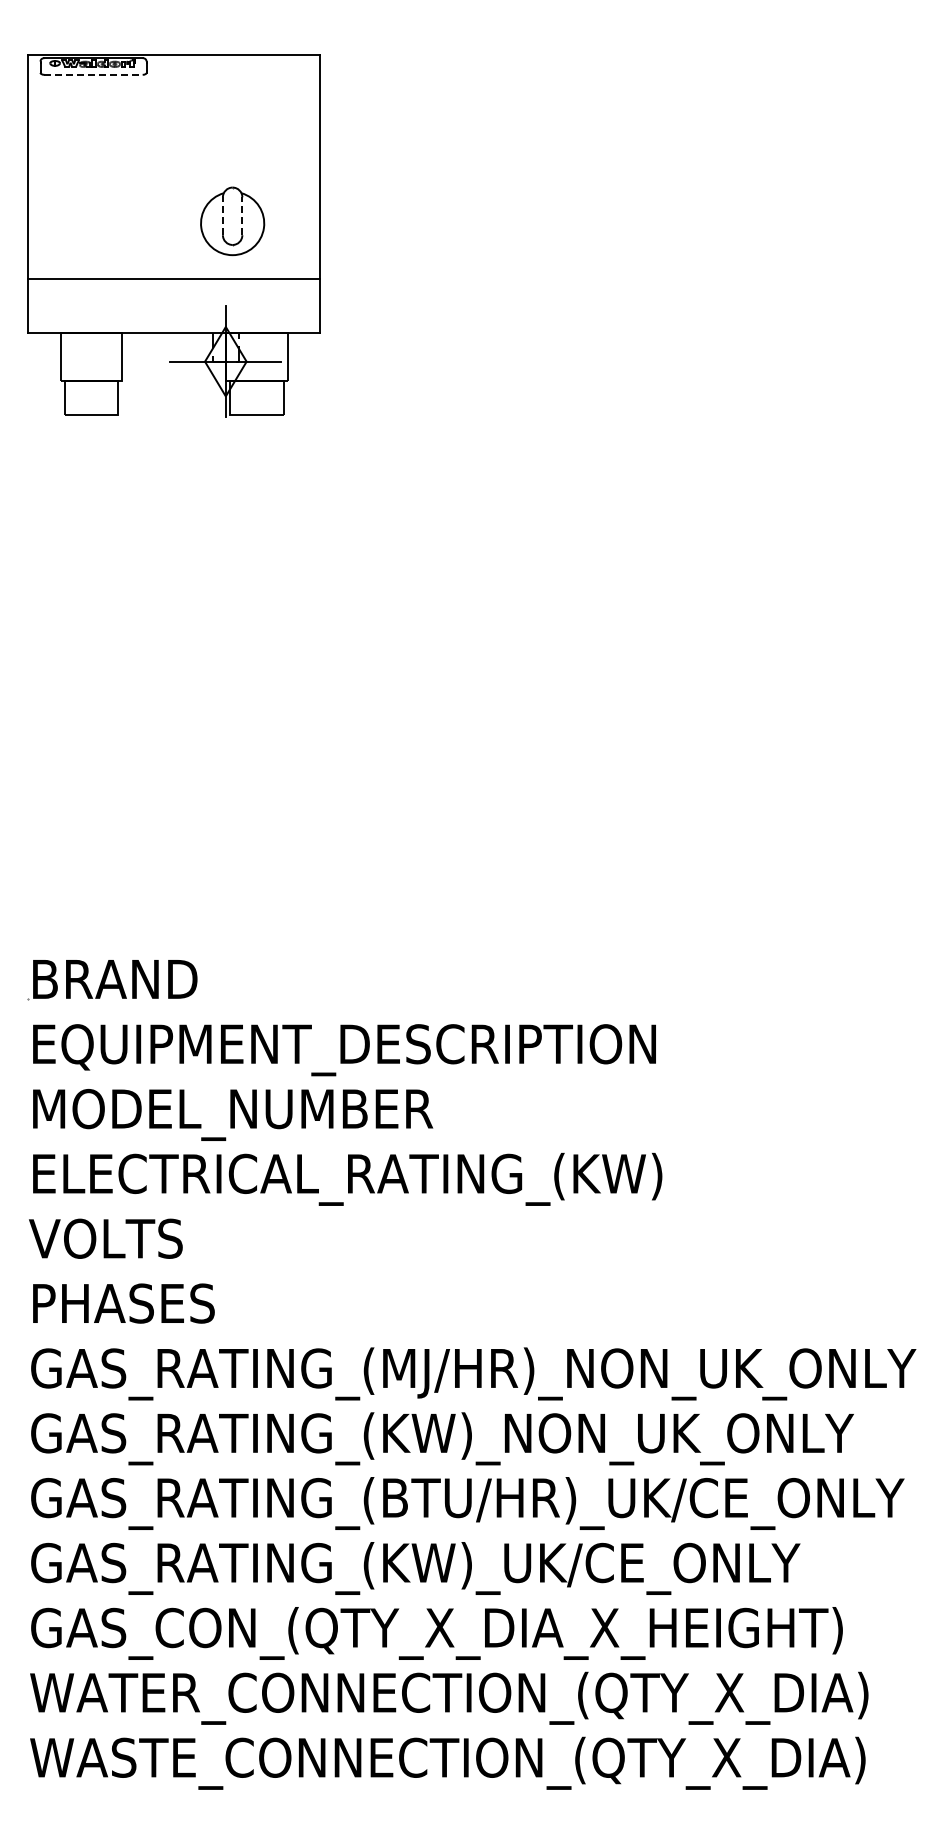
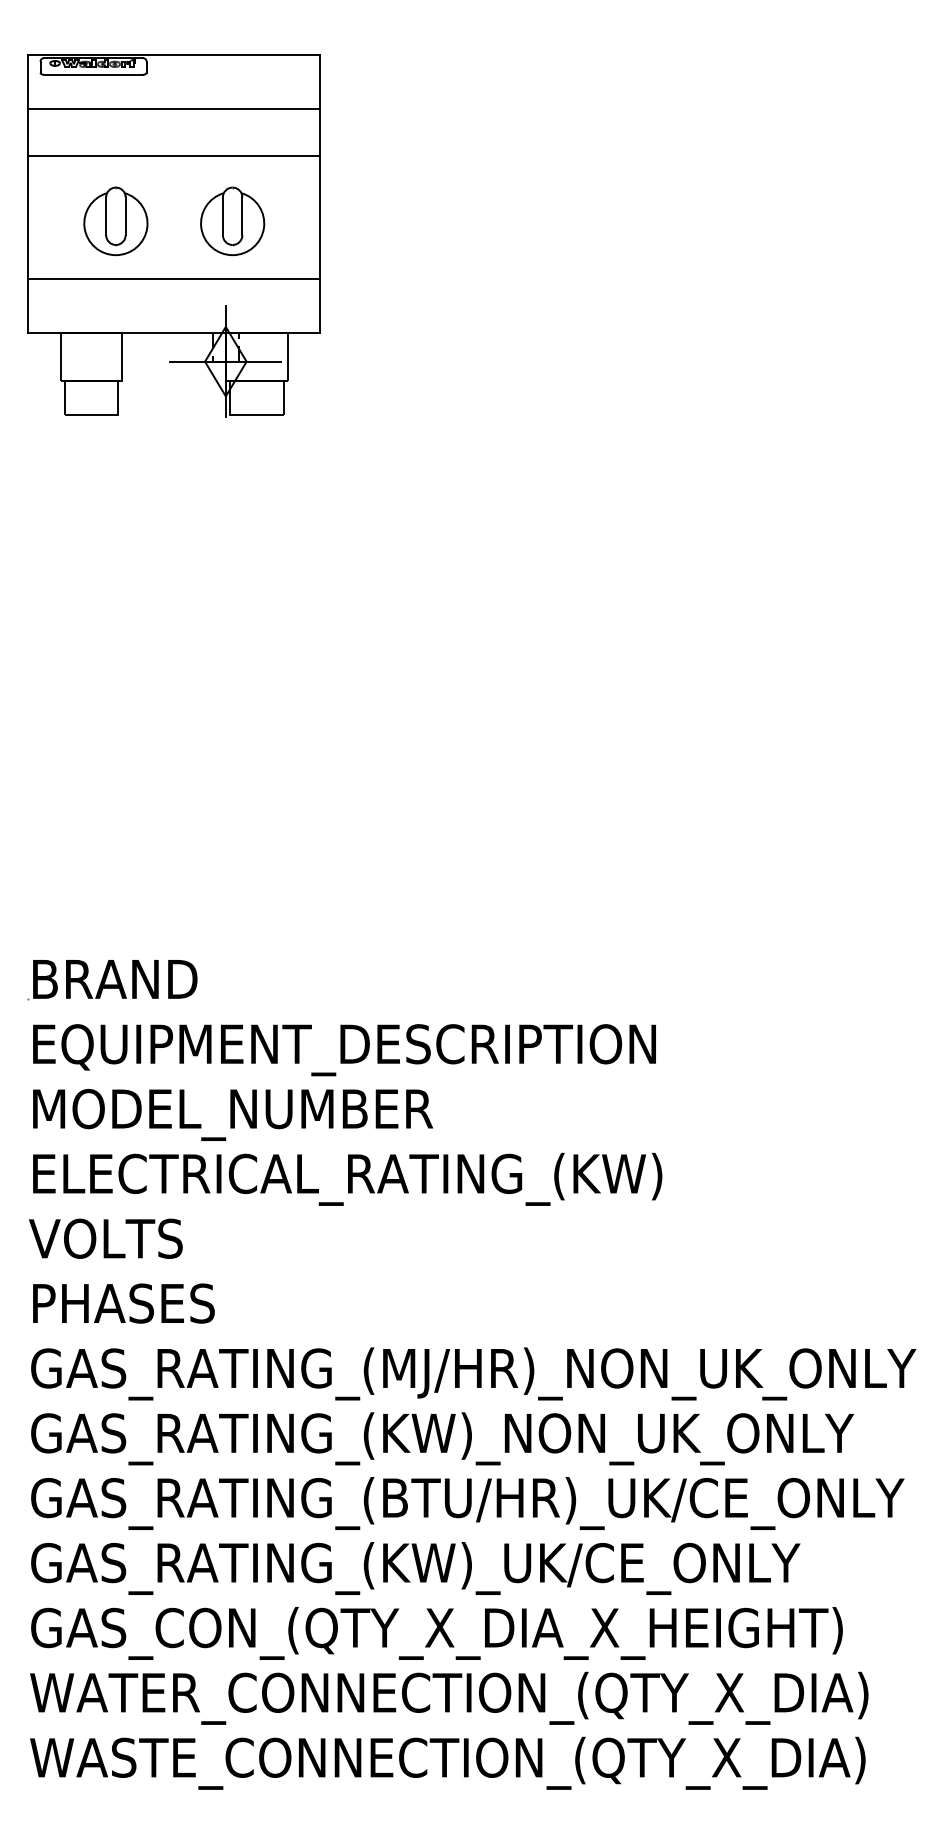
line: dashed -> solid (94, 74)
line: none -> present (174, 108)
line: none -> present (174, 156)
line: dashed -> solid (222, 216)
line: dashed -> solid (242, 216)
part: none -> present (115, 221)
